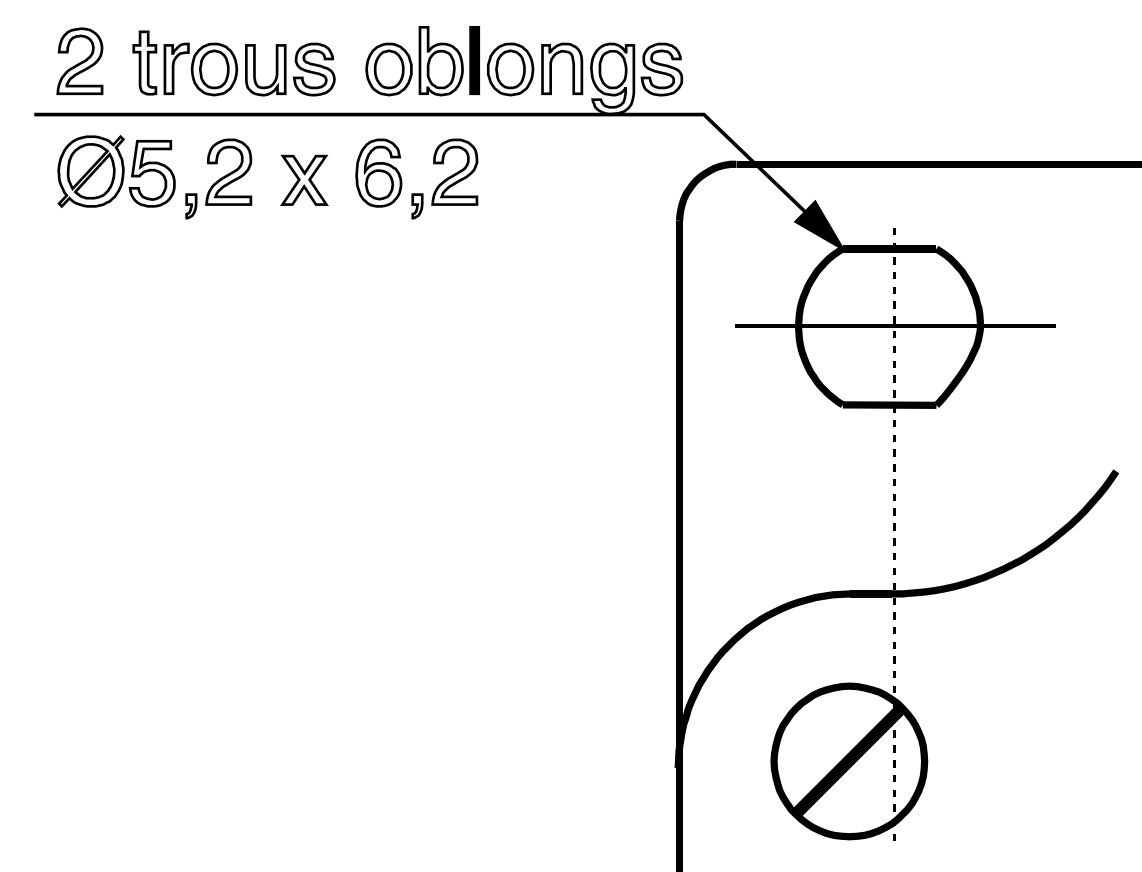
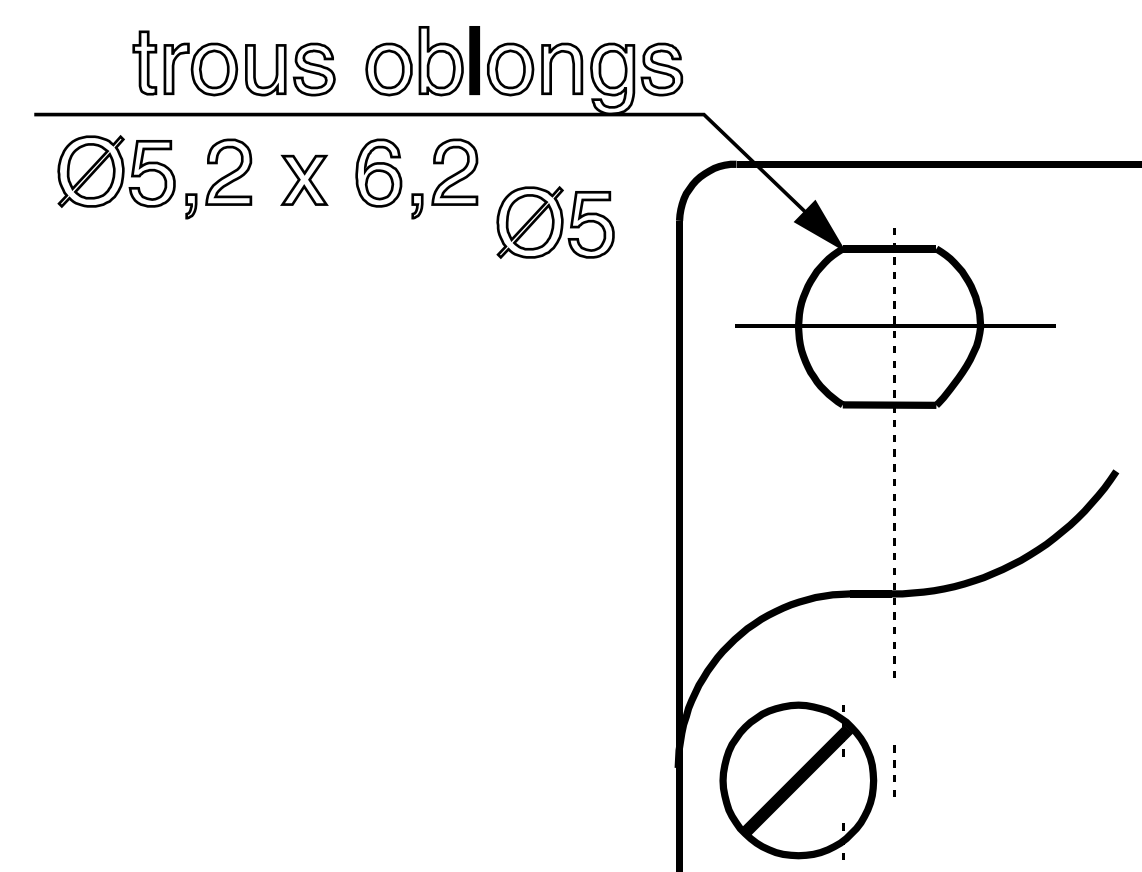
part: present -> none (79, 60)
part: none -> present (555, 222)
part position: (849, 761) -> (798, 780) (798, 780)
